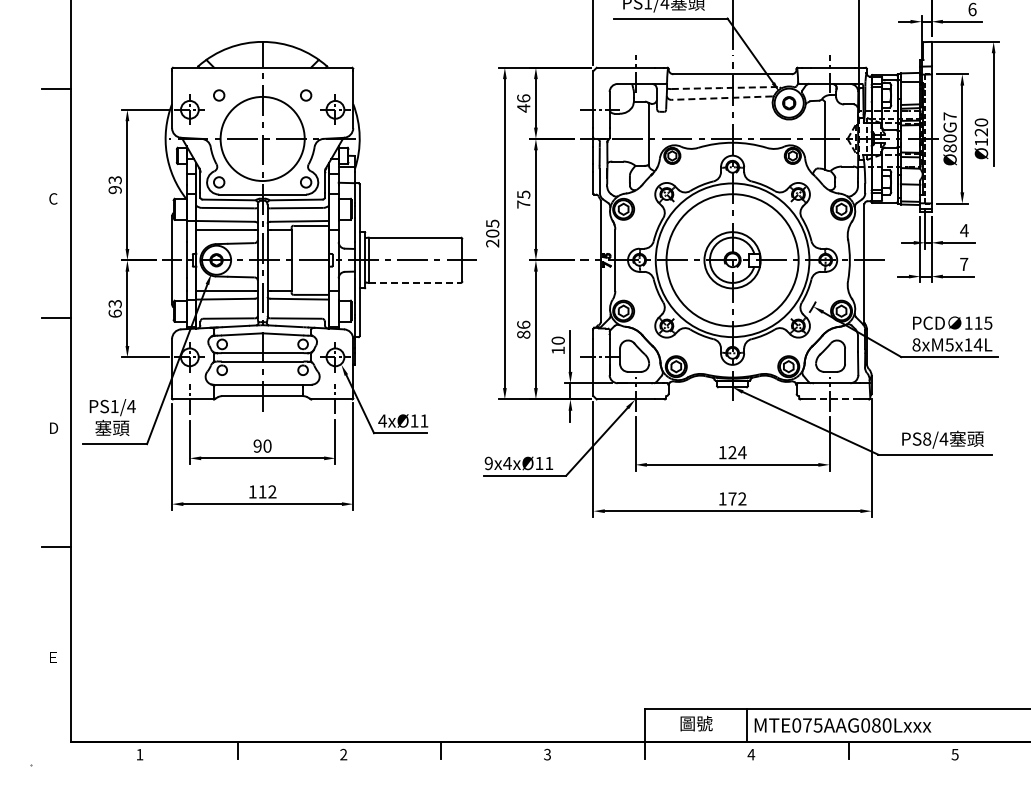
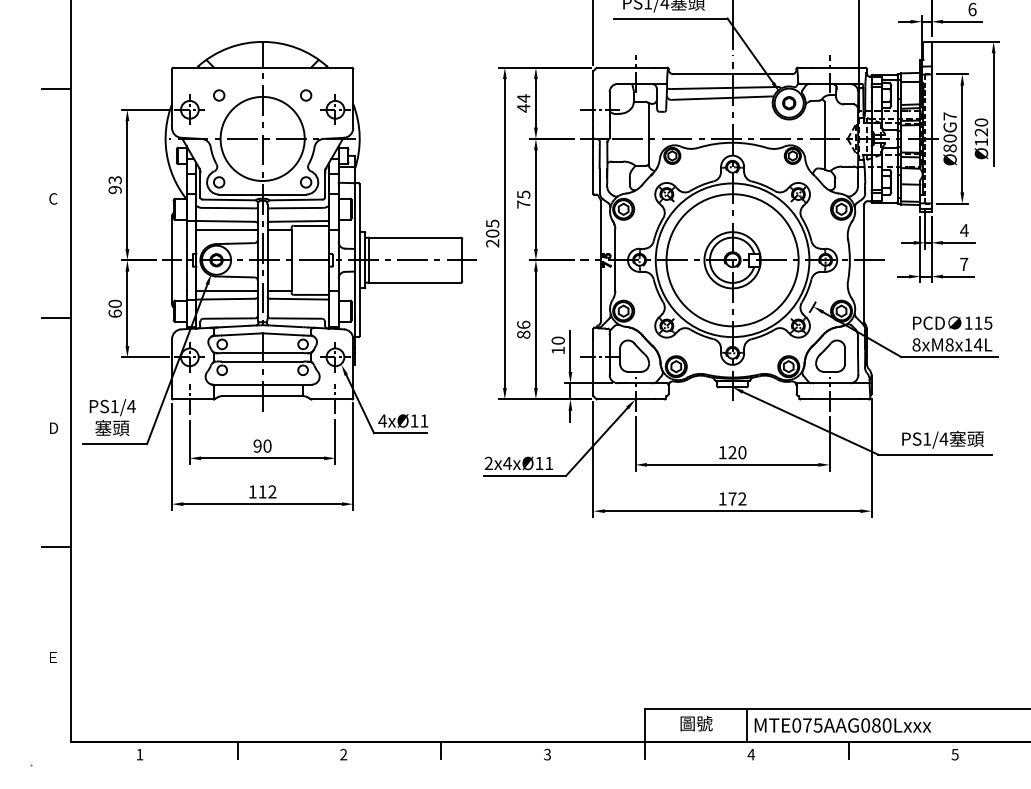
line: dashed -> solid (725, 88)
text: 46 -> 44 (523, 98)
line: dashed -> solid (722, 98)
line: dashed -> solid (415, 282)
text: 63 -> 60 (114, 303)
text: 8xM5x14L -> 8xM8x14L (949, 344)
line: dashed -> solid (835, 399)
text: PS8/4 -> PS1/4 (927, 438)
text: 124 -> 120 (742, 452)
text: 9x4xØ11 -> 2x4xØ11 (488, 463)
